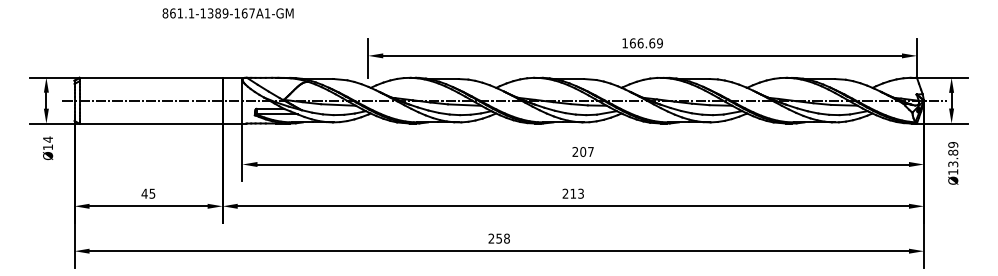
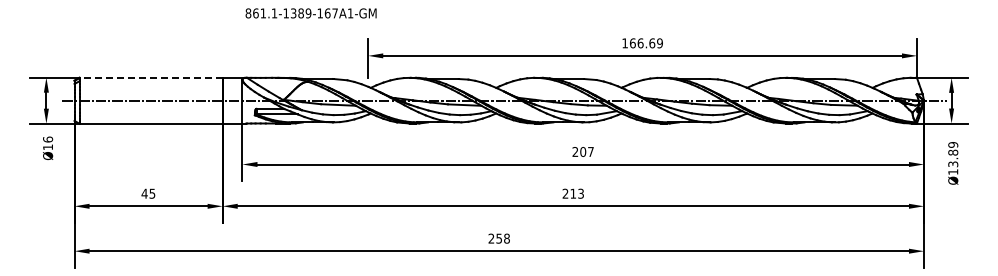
text position: (227, 13) -> (310, 13) (310, 13)
line: solid -> dashed (151, 77)
text: Ø14 -> Ø16 (48, 139)
